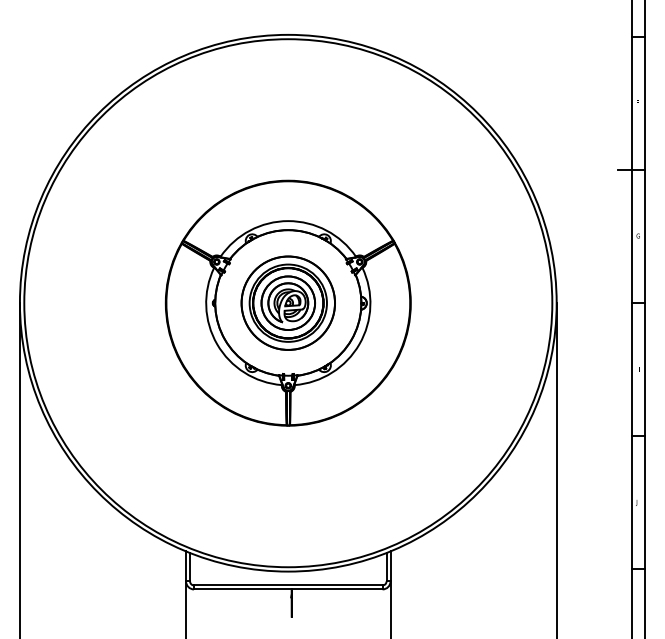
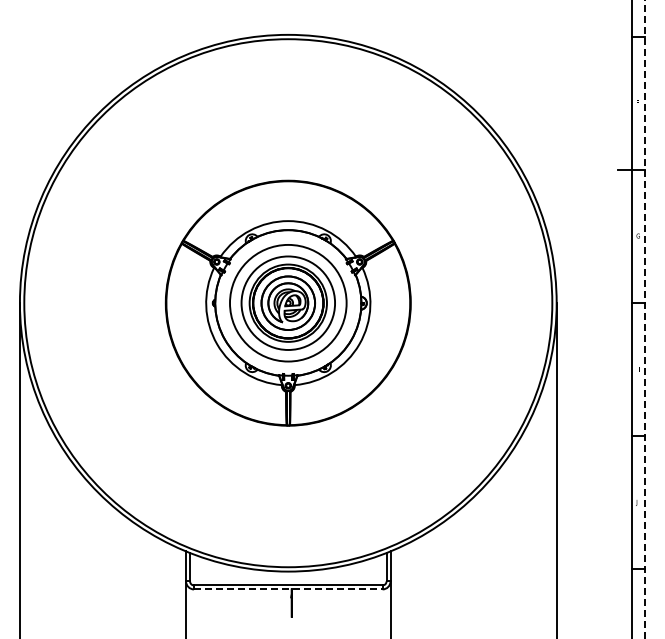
circle diameter: 93 px -> 117 px (288, 302)
line: solid -> dashed (645, 319)
line: solid -> dashed (288, 589)
